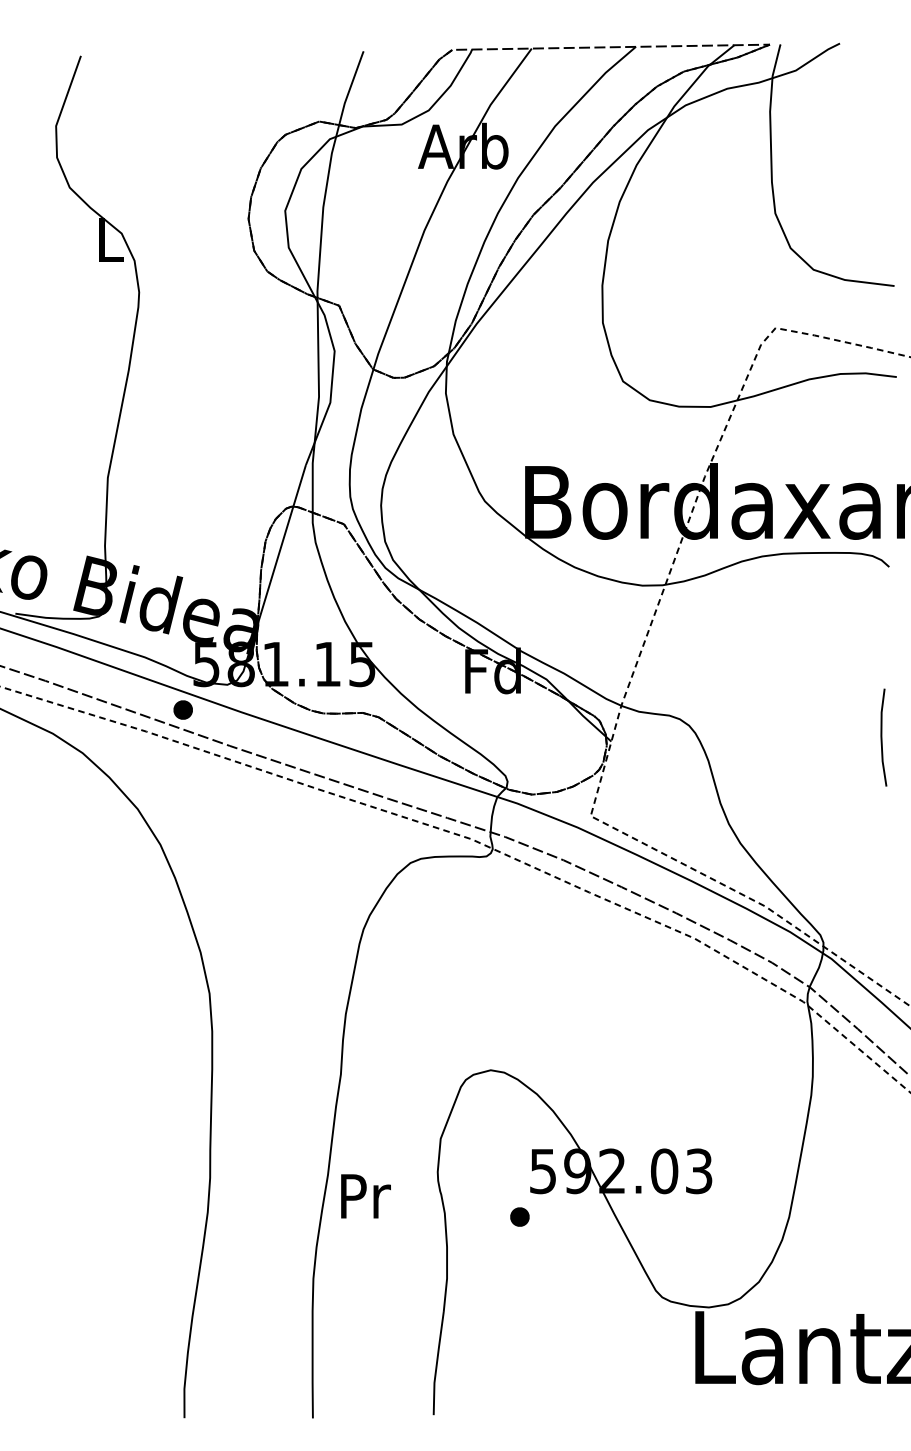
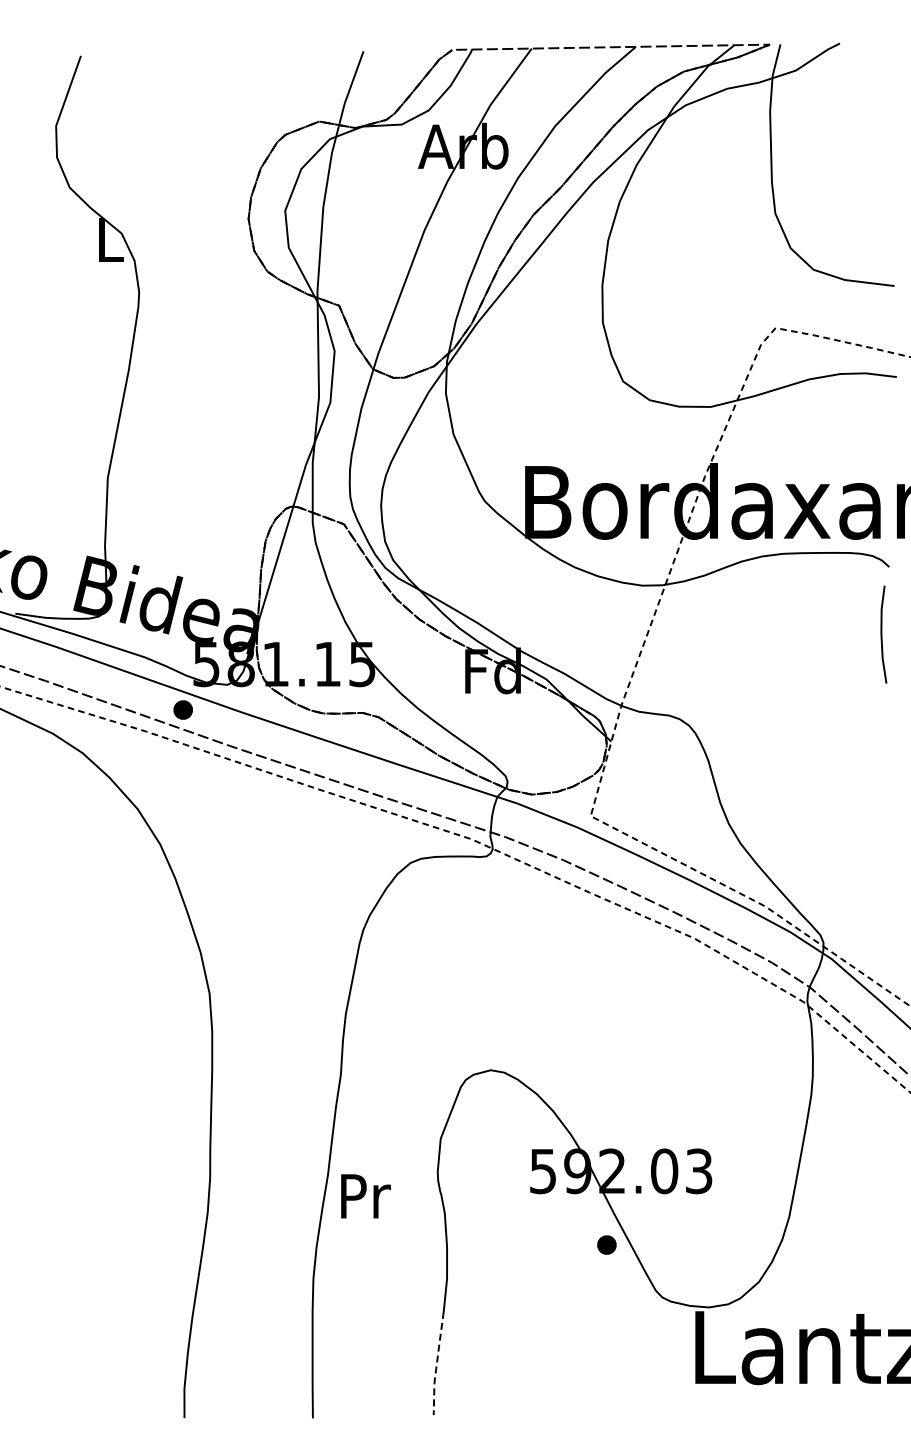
line position: (882, 737) -> (882, 634) (882, 634)
part position: (519, 1216) -> (606, 1244) (606, 1244)
line: solid -> dashed (436, 1363)
